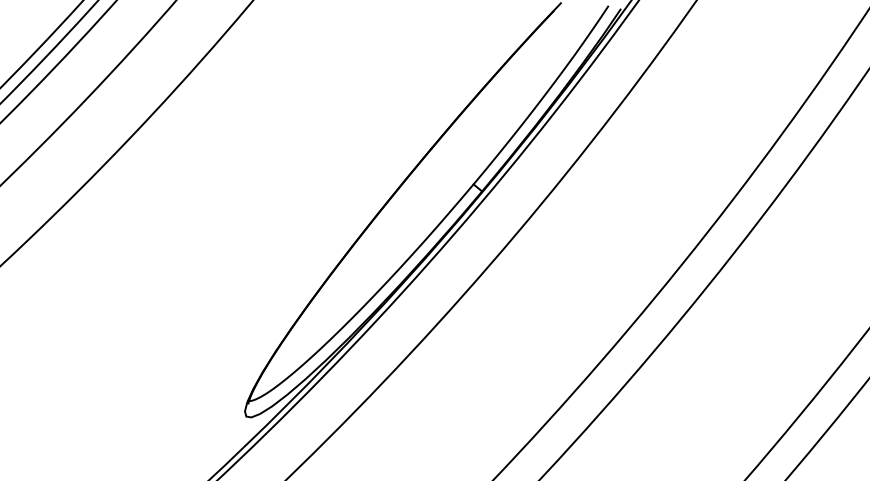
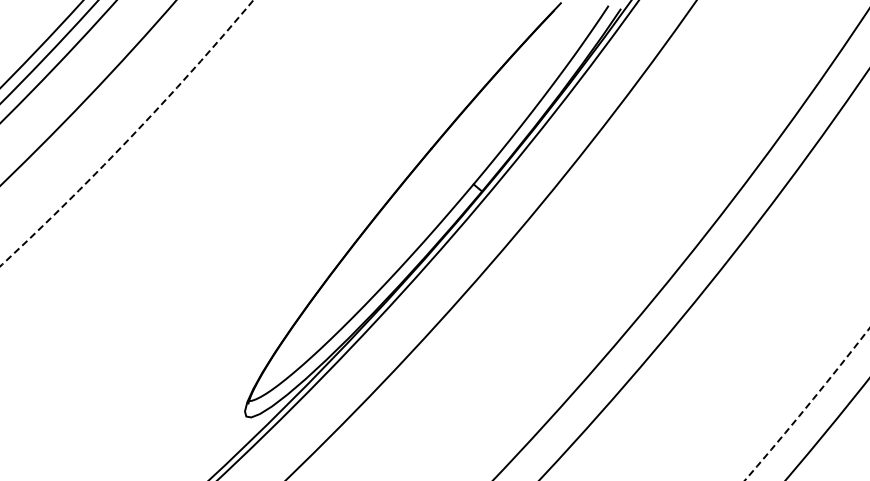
circle: solid -> dashed (126, 133)
circle: solid -> dashed (806, 404)
